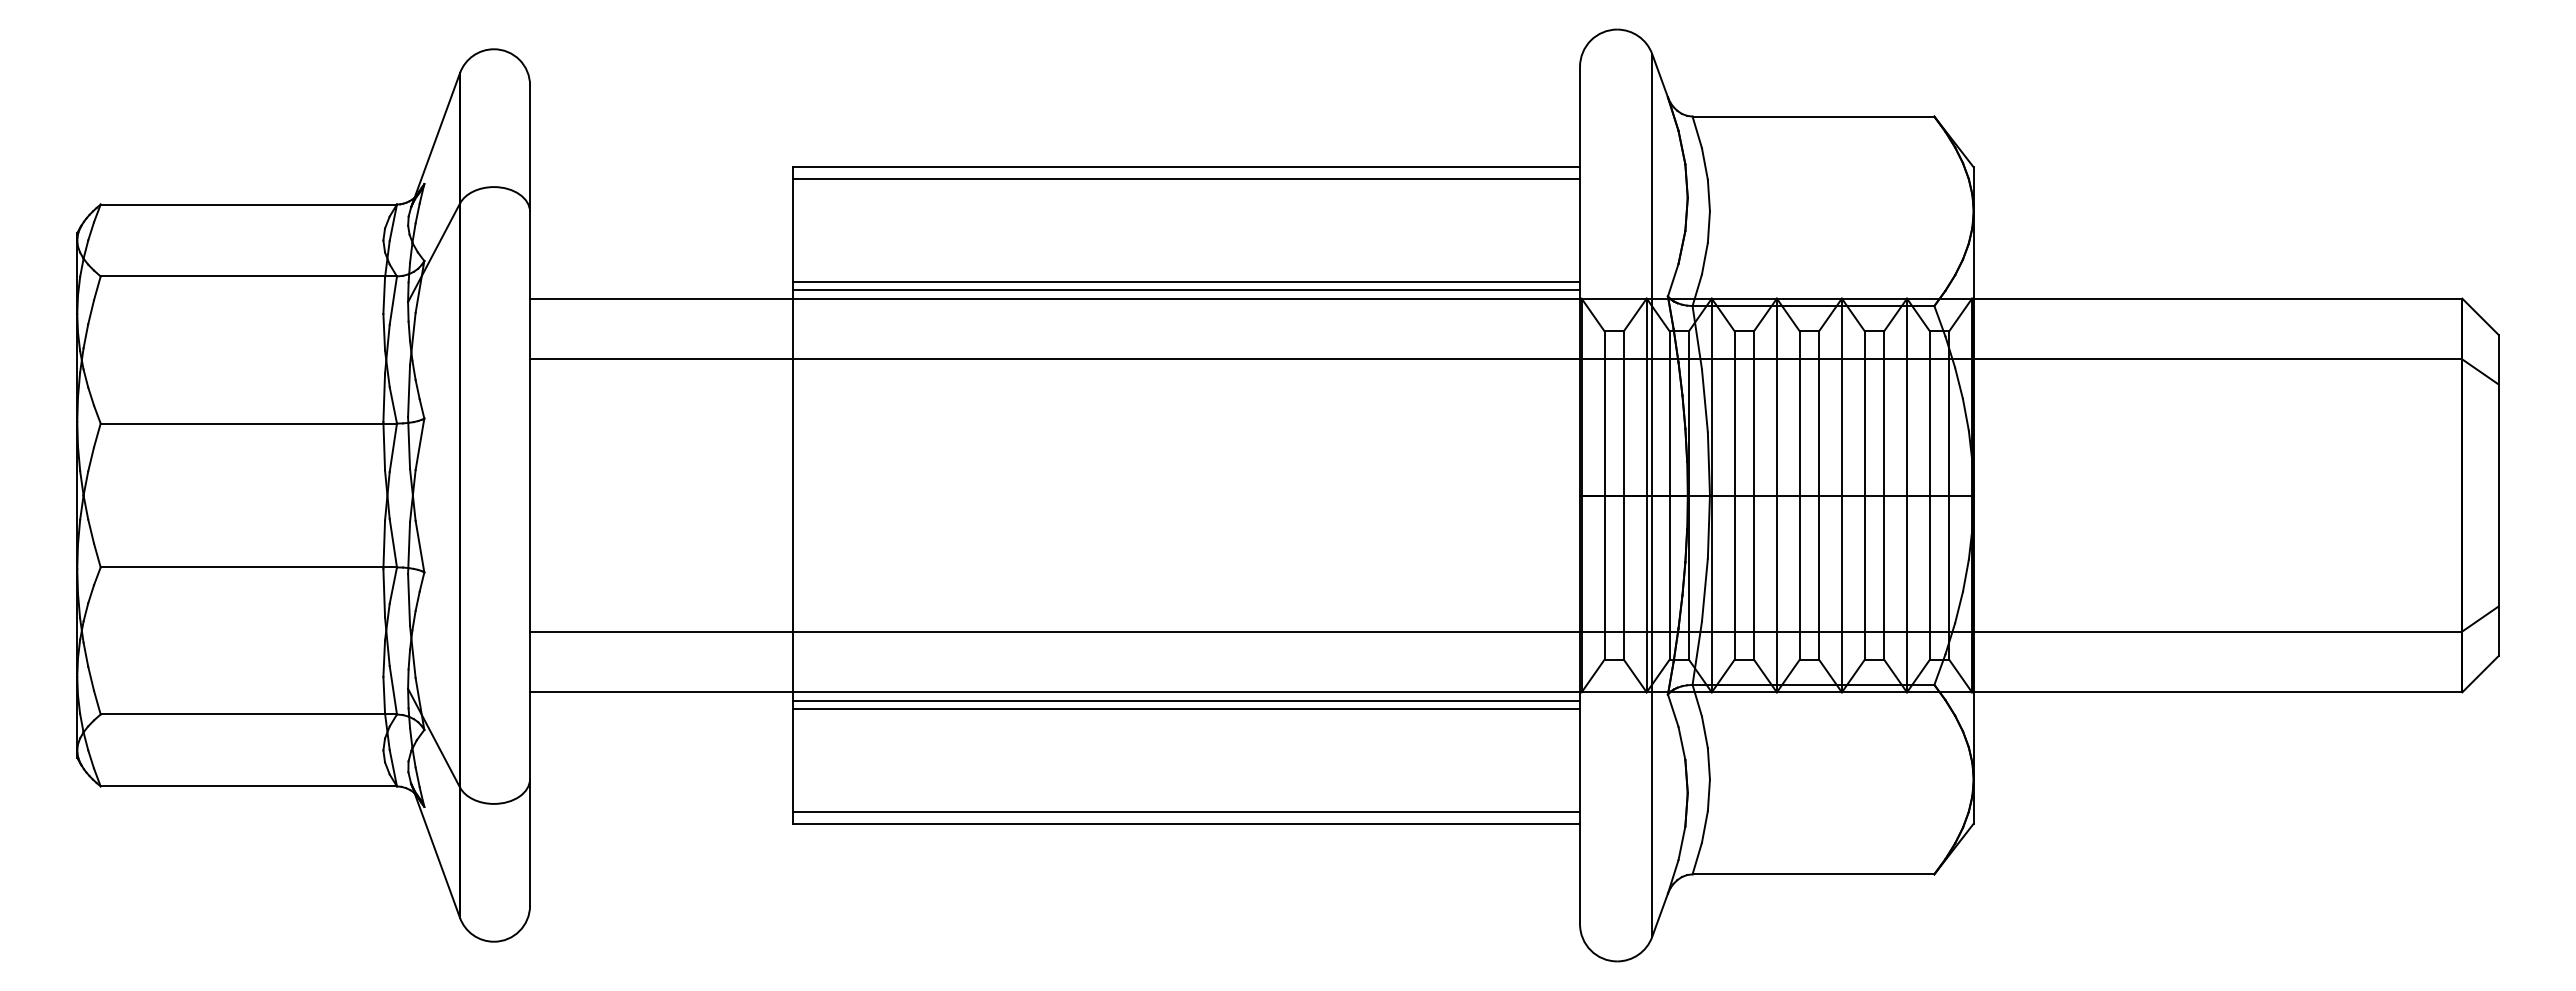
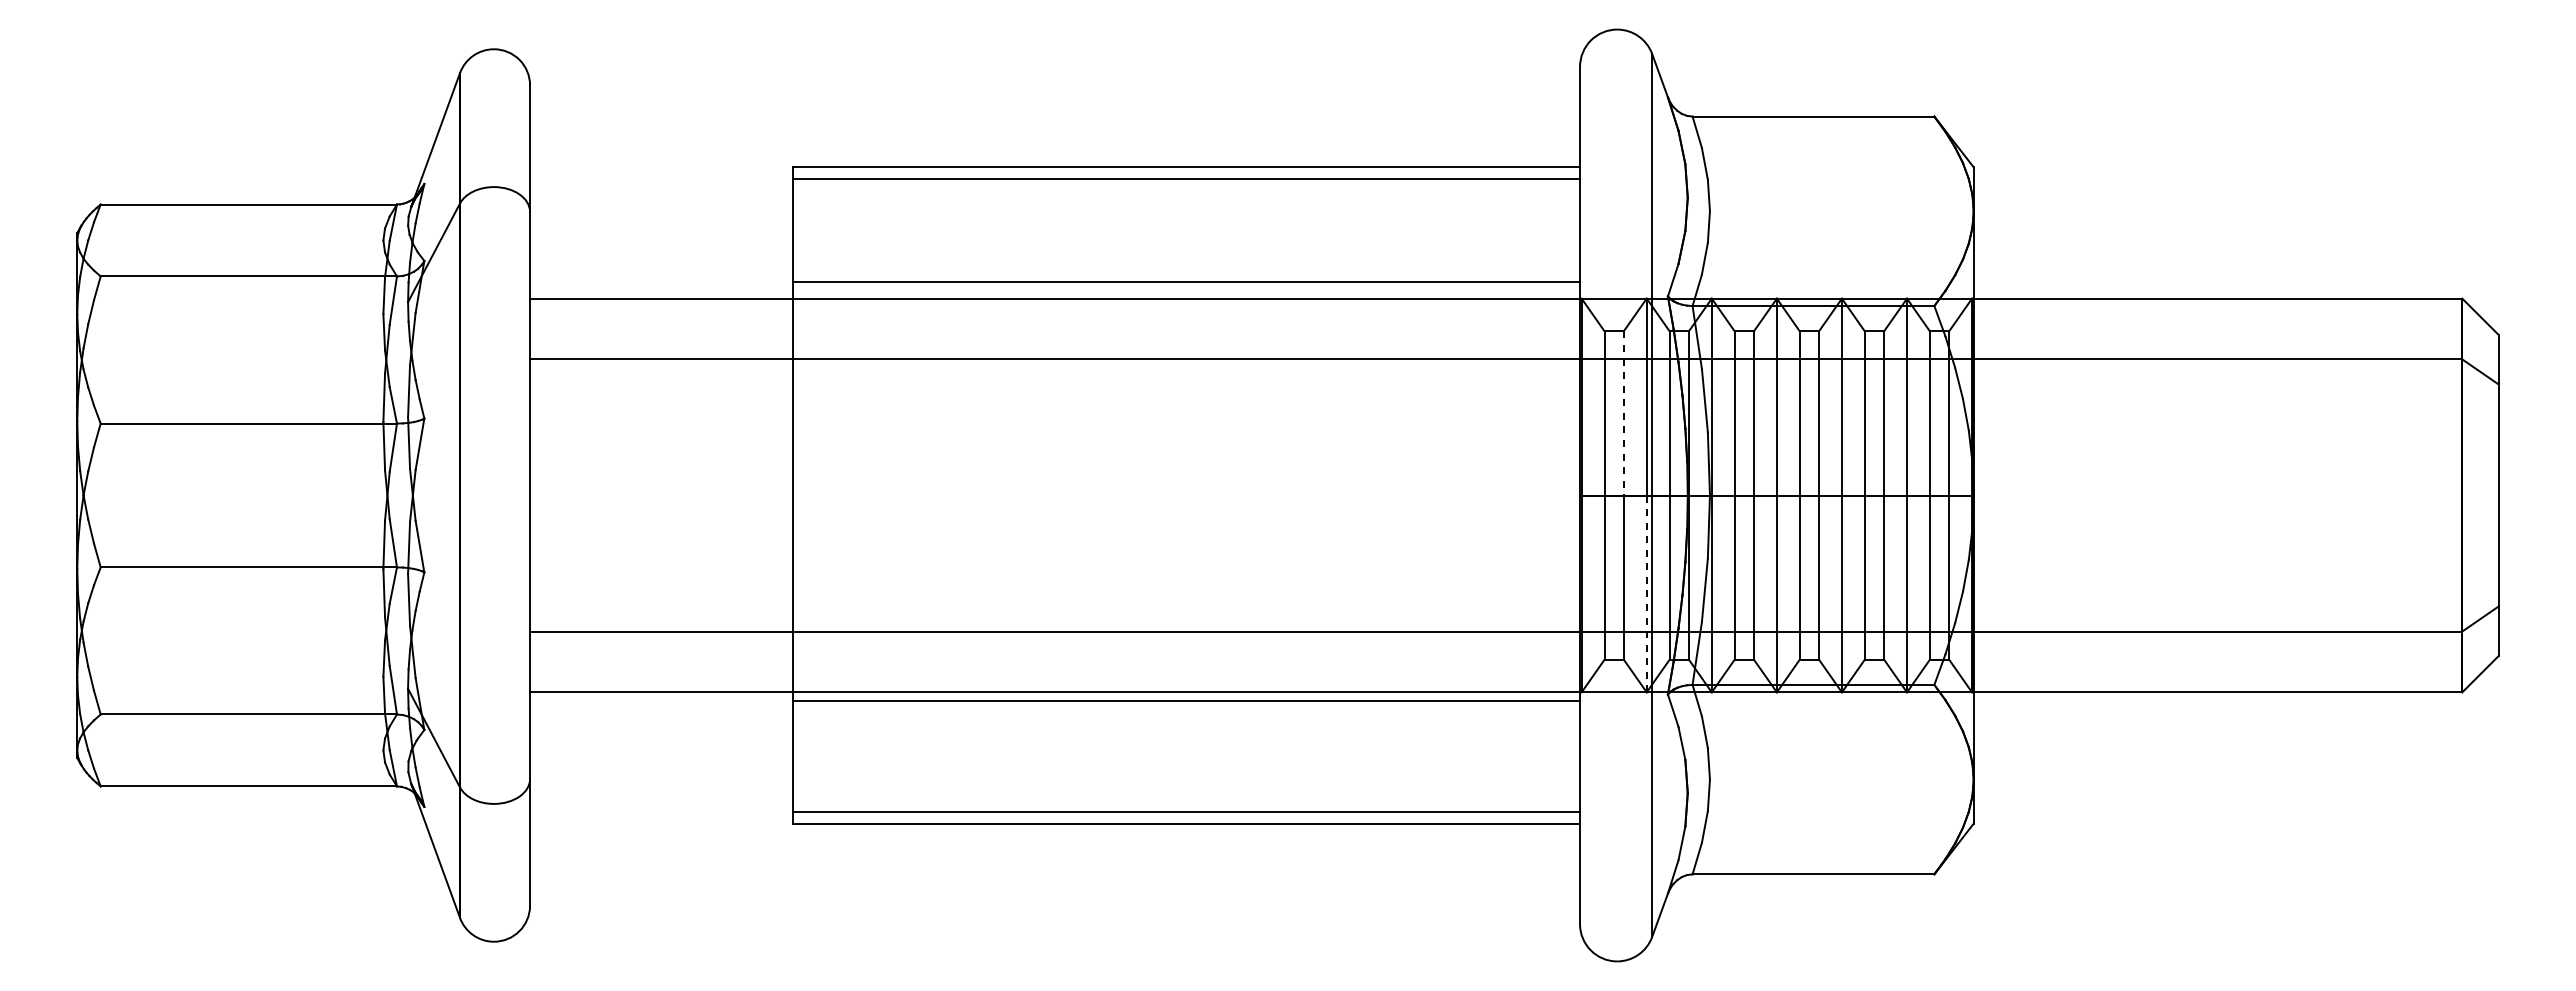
line: present -> none (1186, 290)
line: solid -> dashed (1623, 413)
line: solid -> dashed (1646, 594)
line: present -> none (1186, 708)
